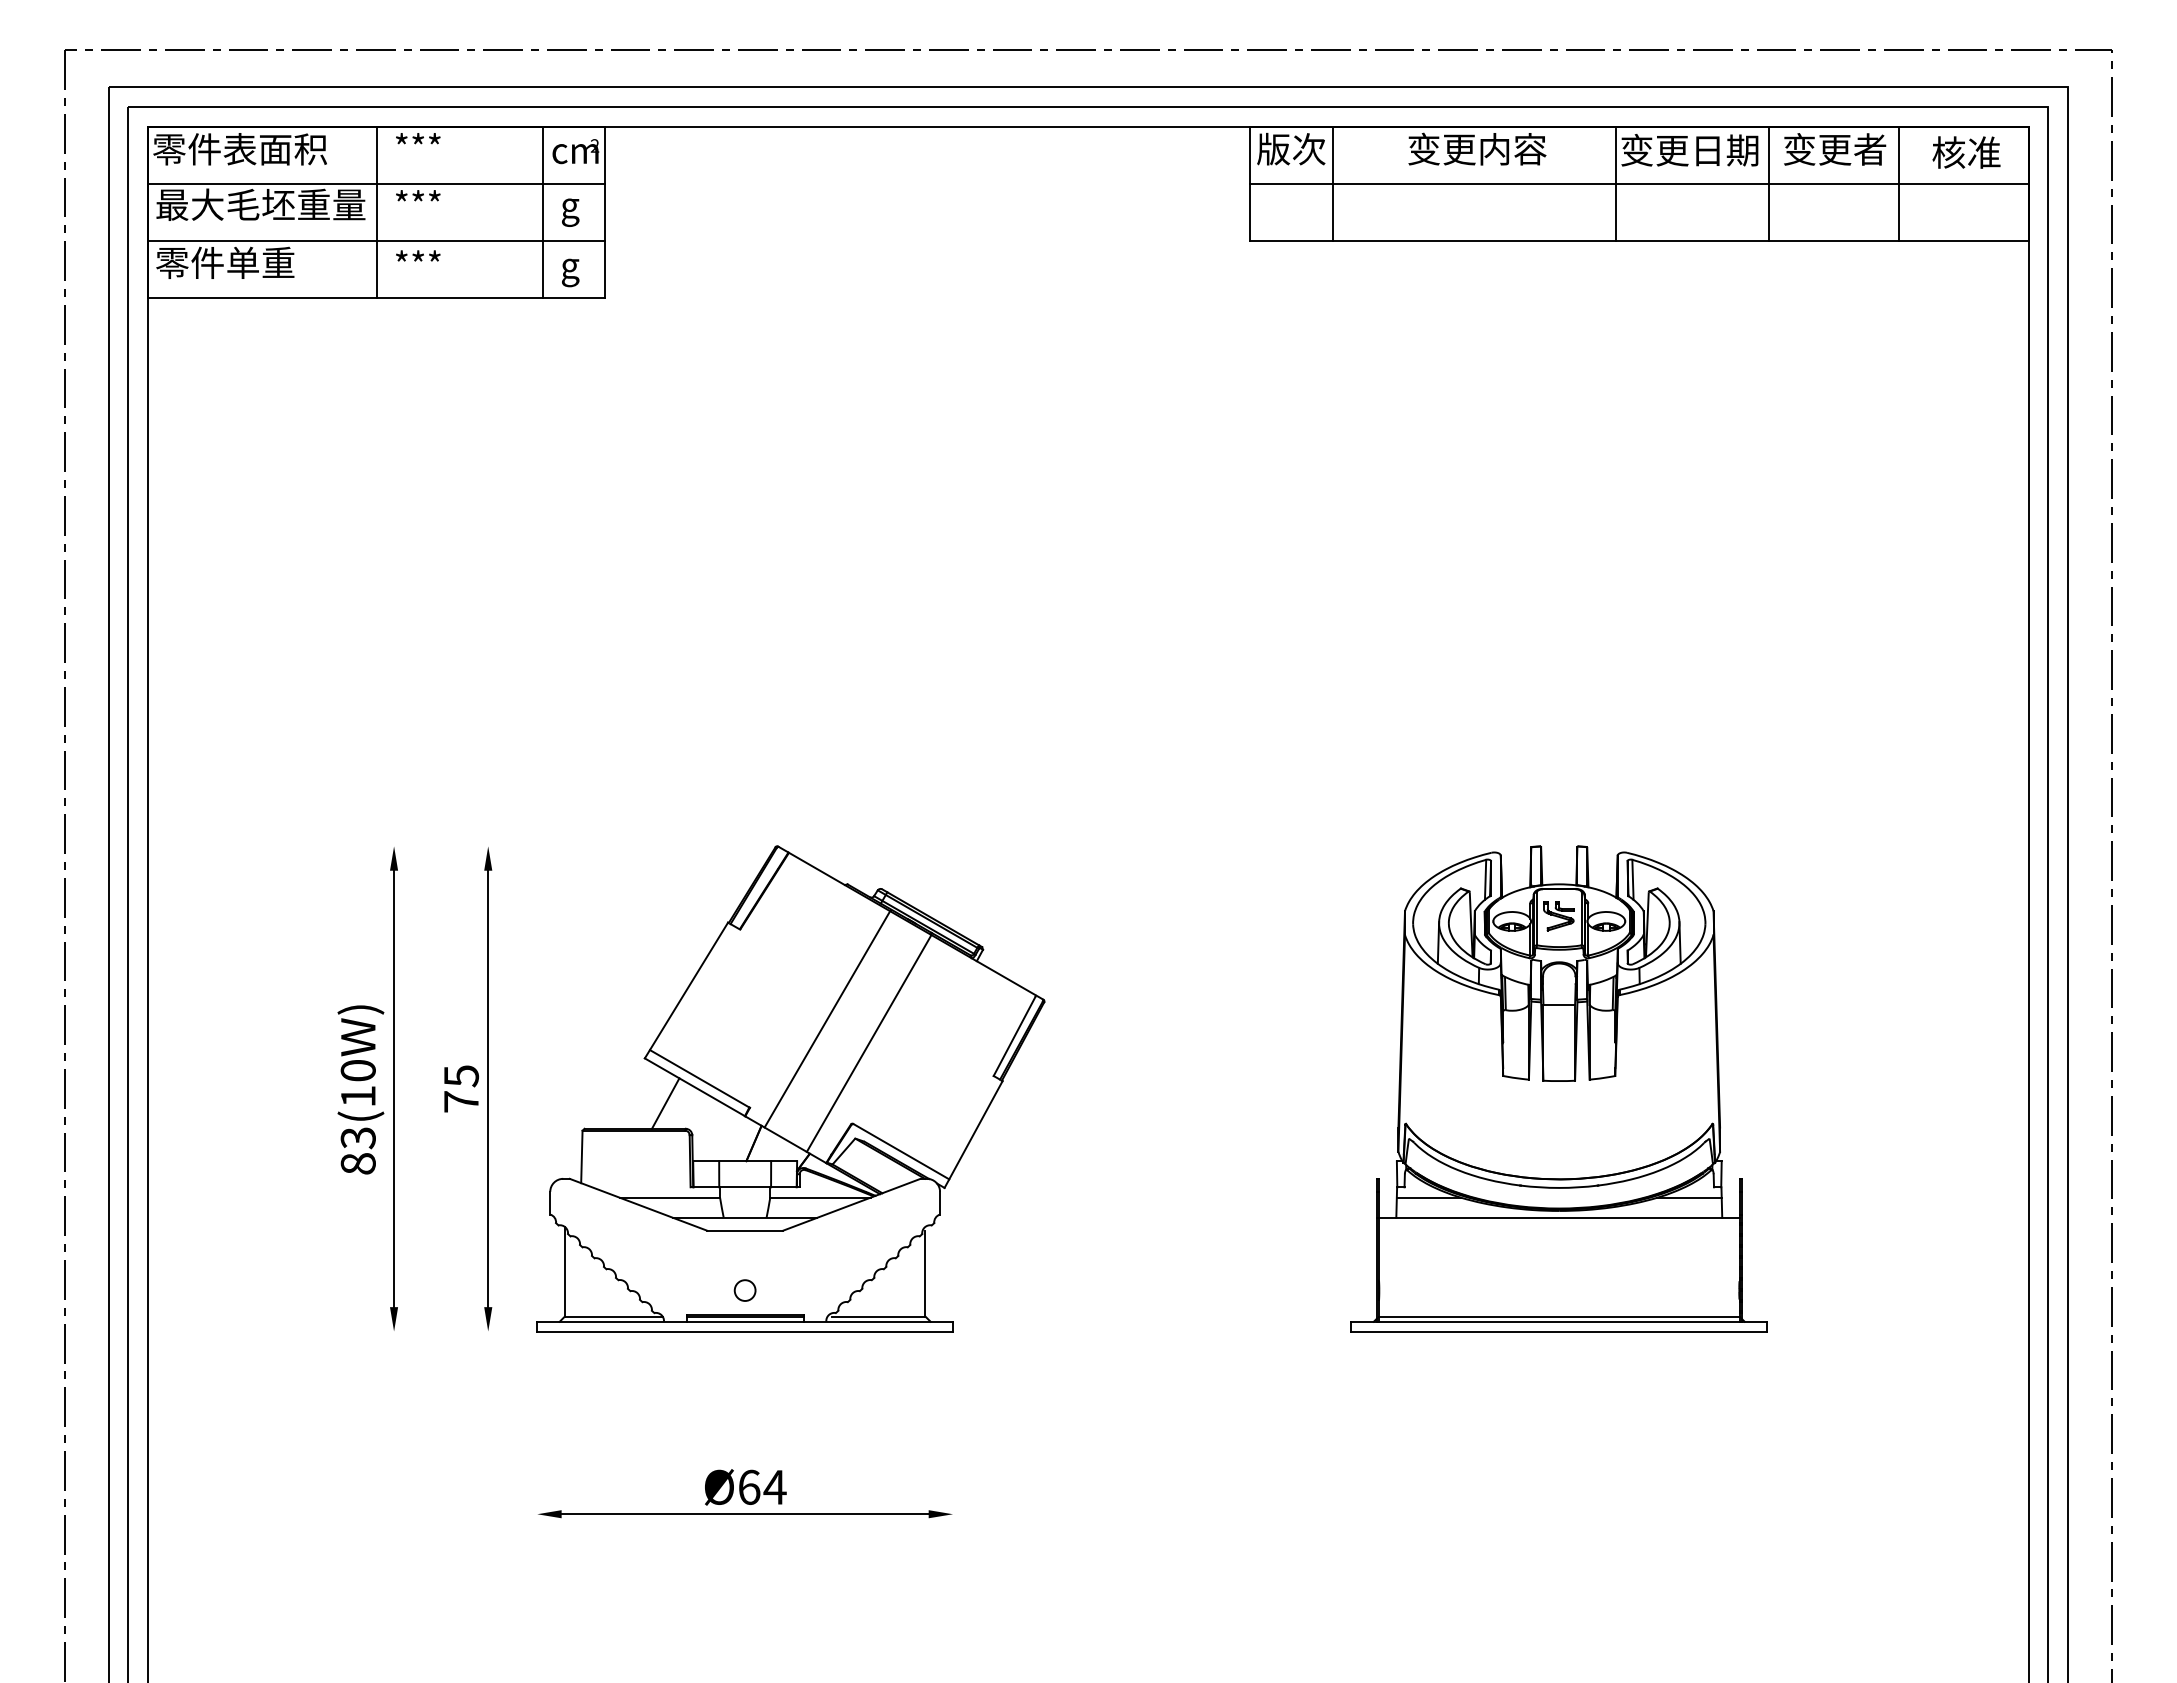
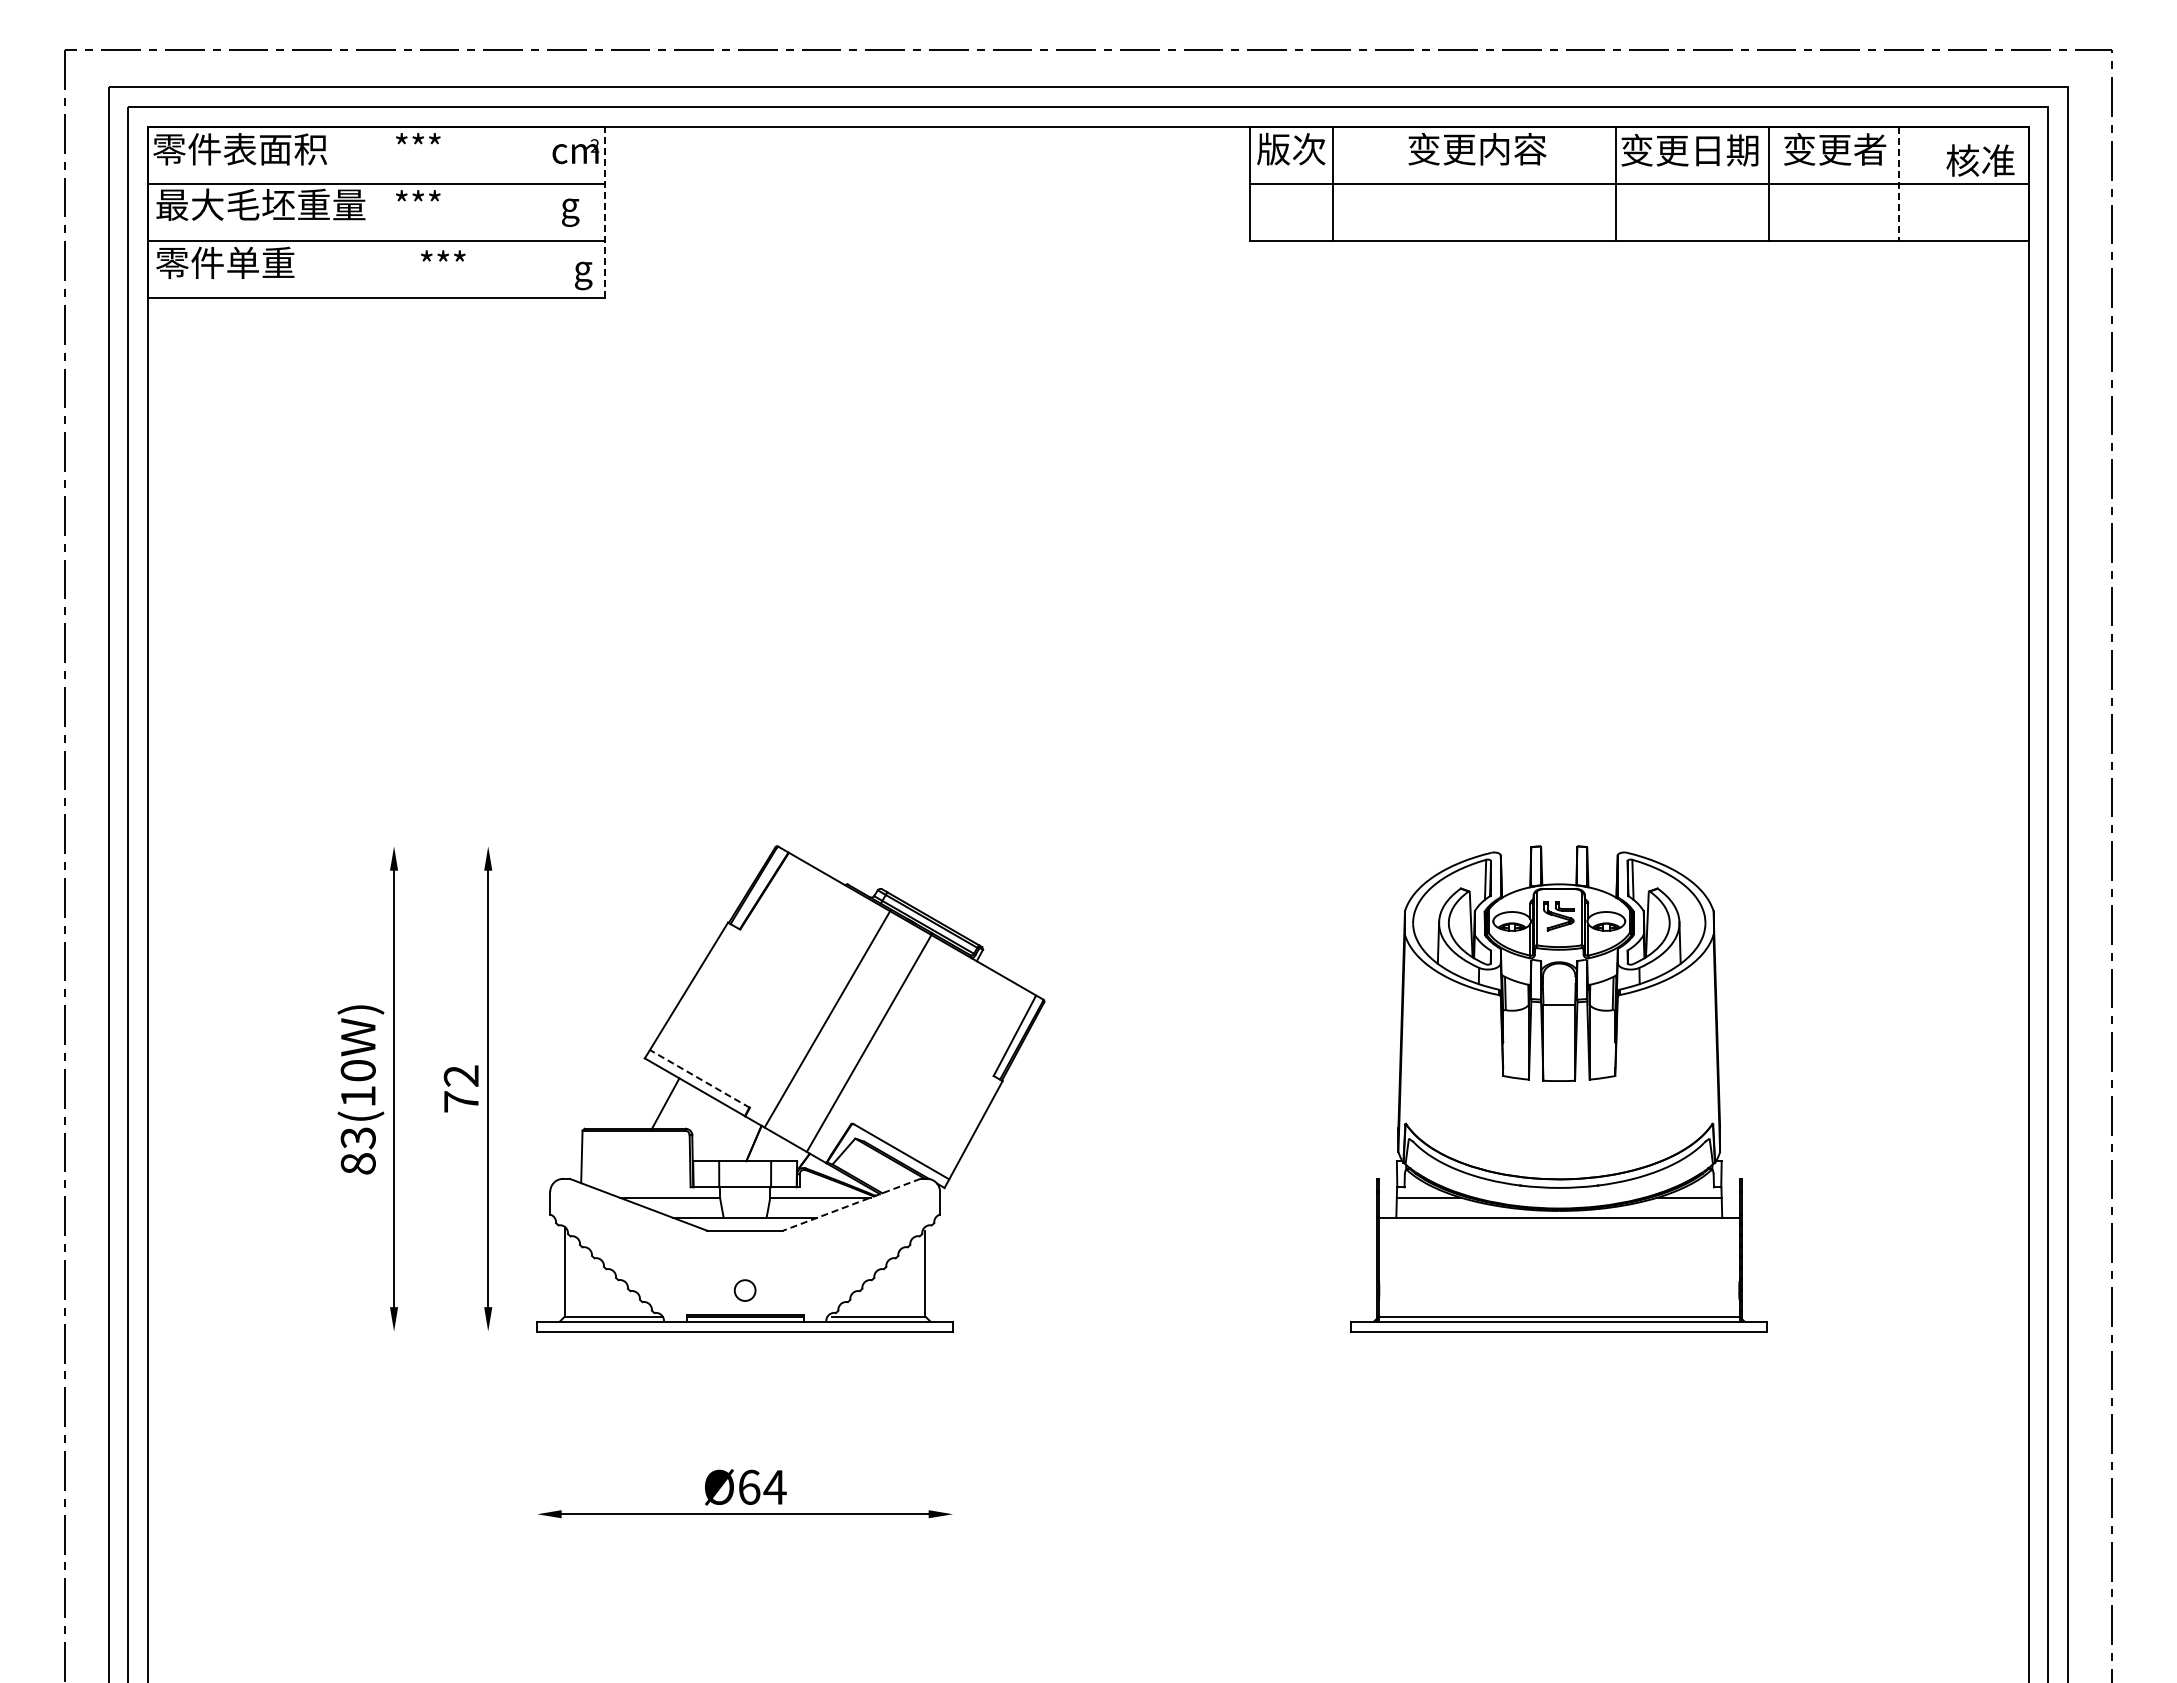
text position: (1966, 152) -> (1980, 160) (1980, 160)
line: solid -> dashed (1898, 184)
line: present -> none (377, 211)
line: present -> none (543, 211)
line: solid -> dashed (605, 212)
text position: (418, 255) -> (443, 255) (443, 255)
text position: (570, 272) -> (583, 275) (583, 275)
text: 75 -> 72 (461, 1076)
line: solid -> dashed (699, 1078)
line: solid -> dashed (851, 1204)
